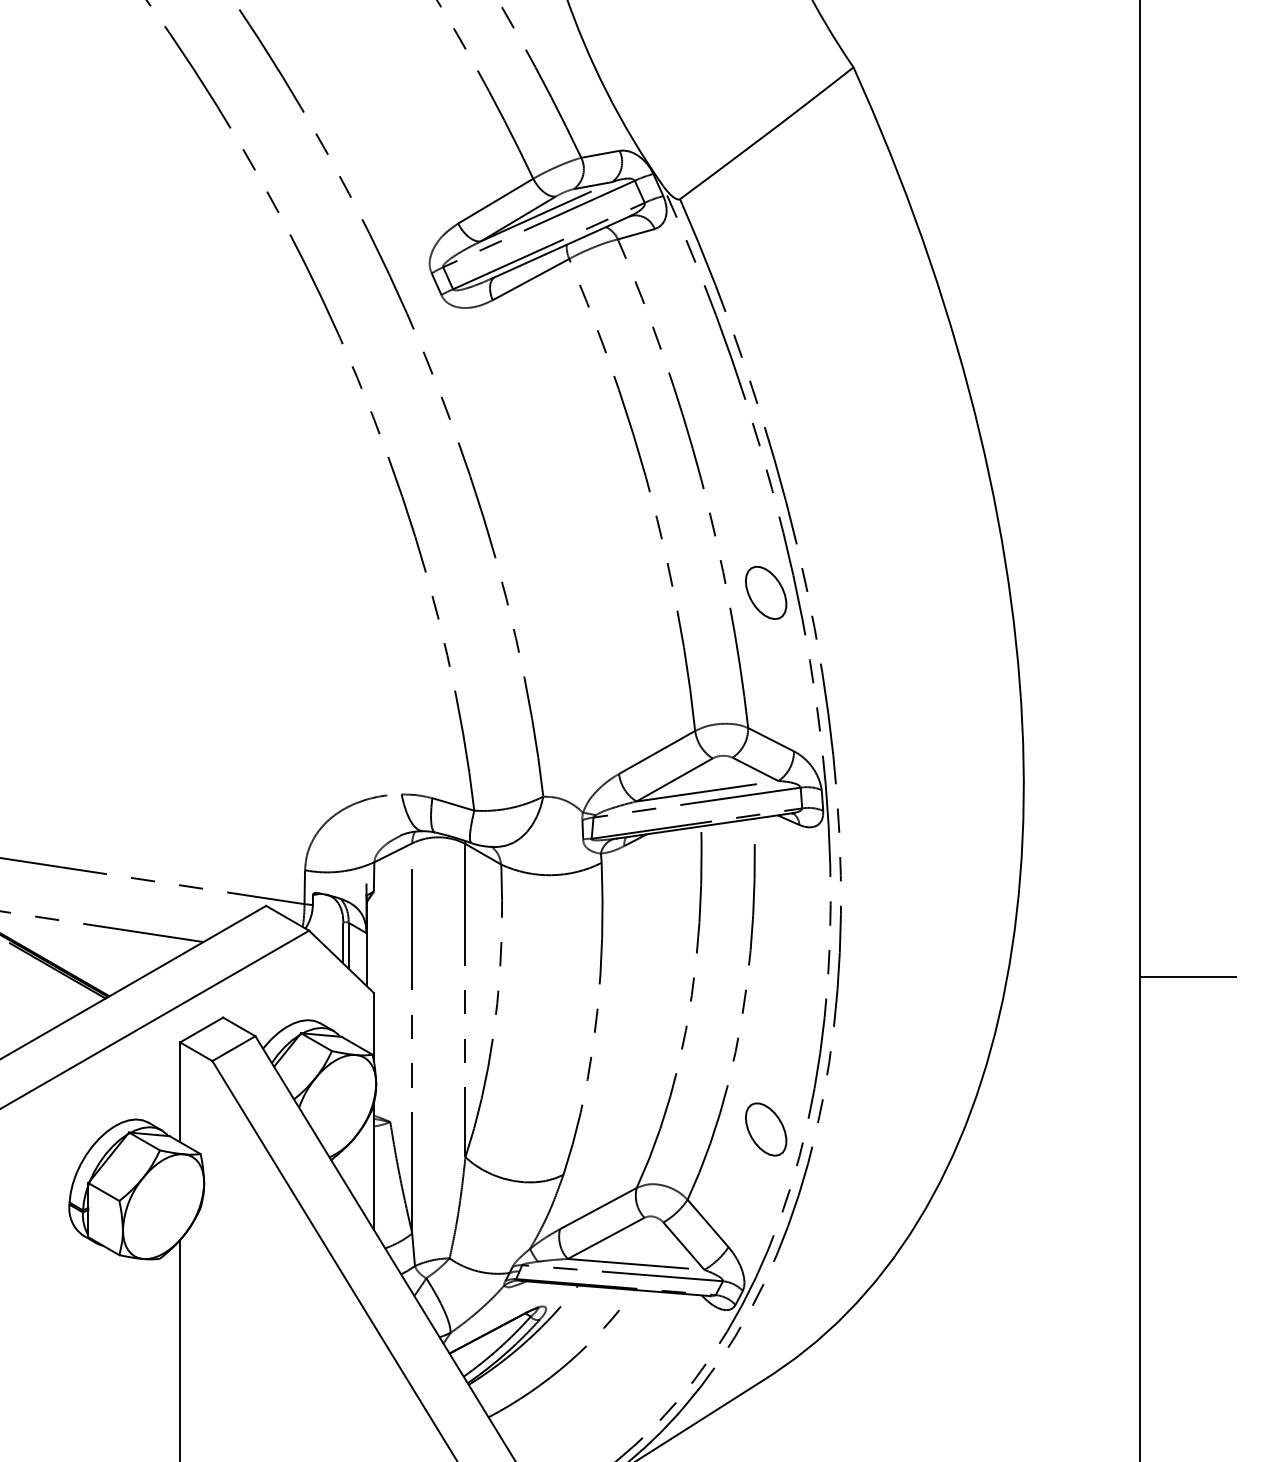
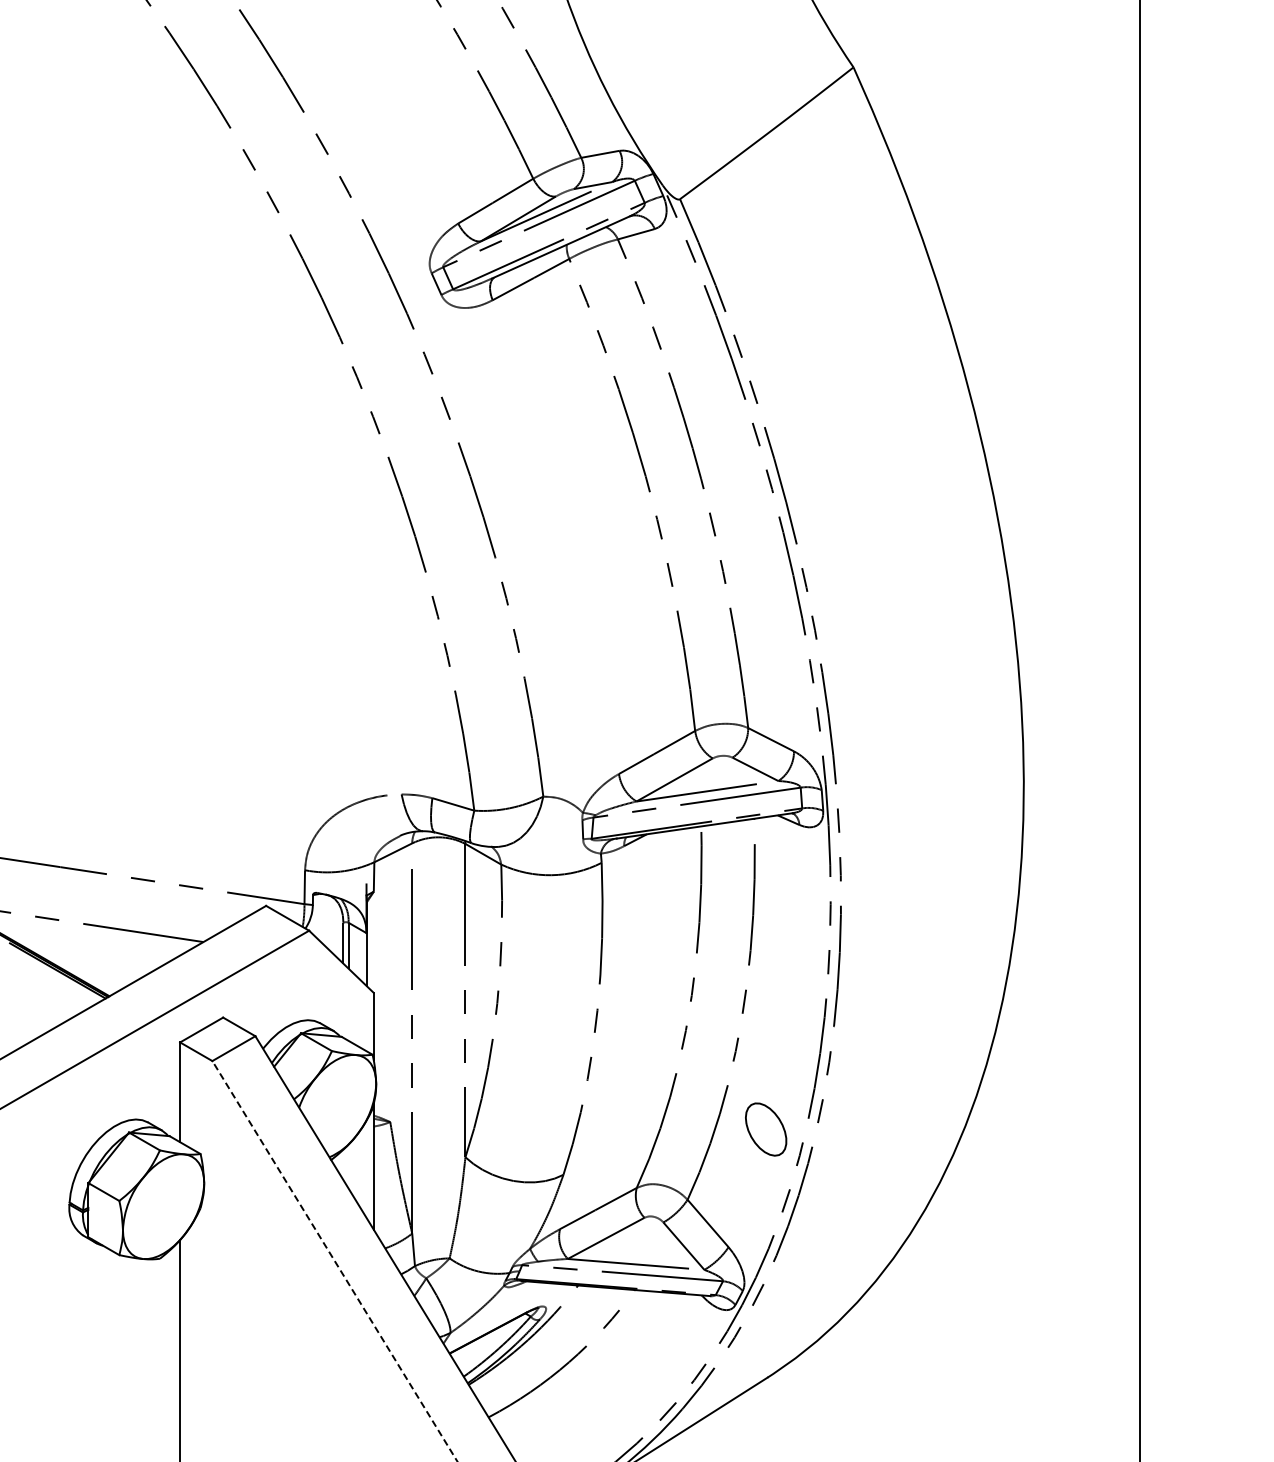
part: present -> none (766, 592)
line: present -> none (1187, 976)
line: solid -> dashed (335, 1261)
